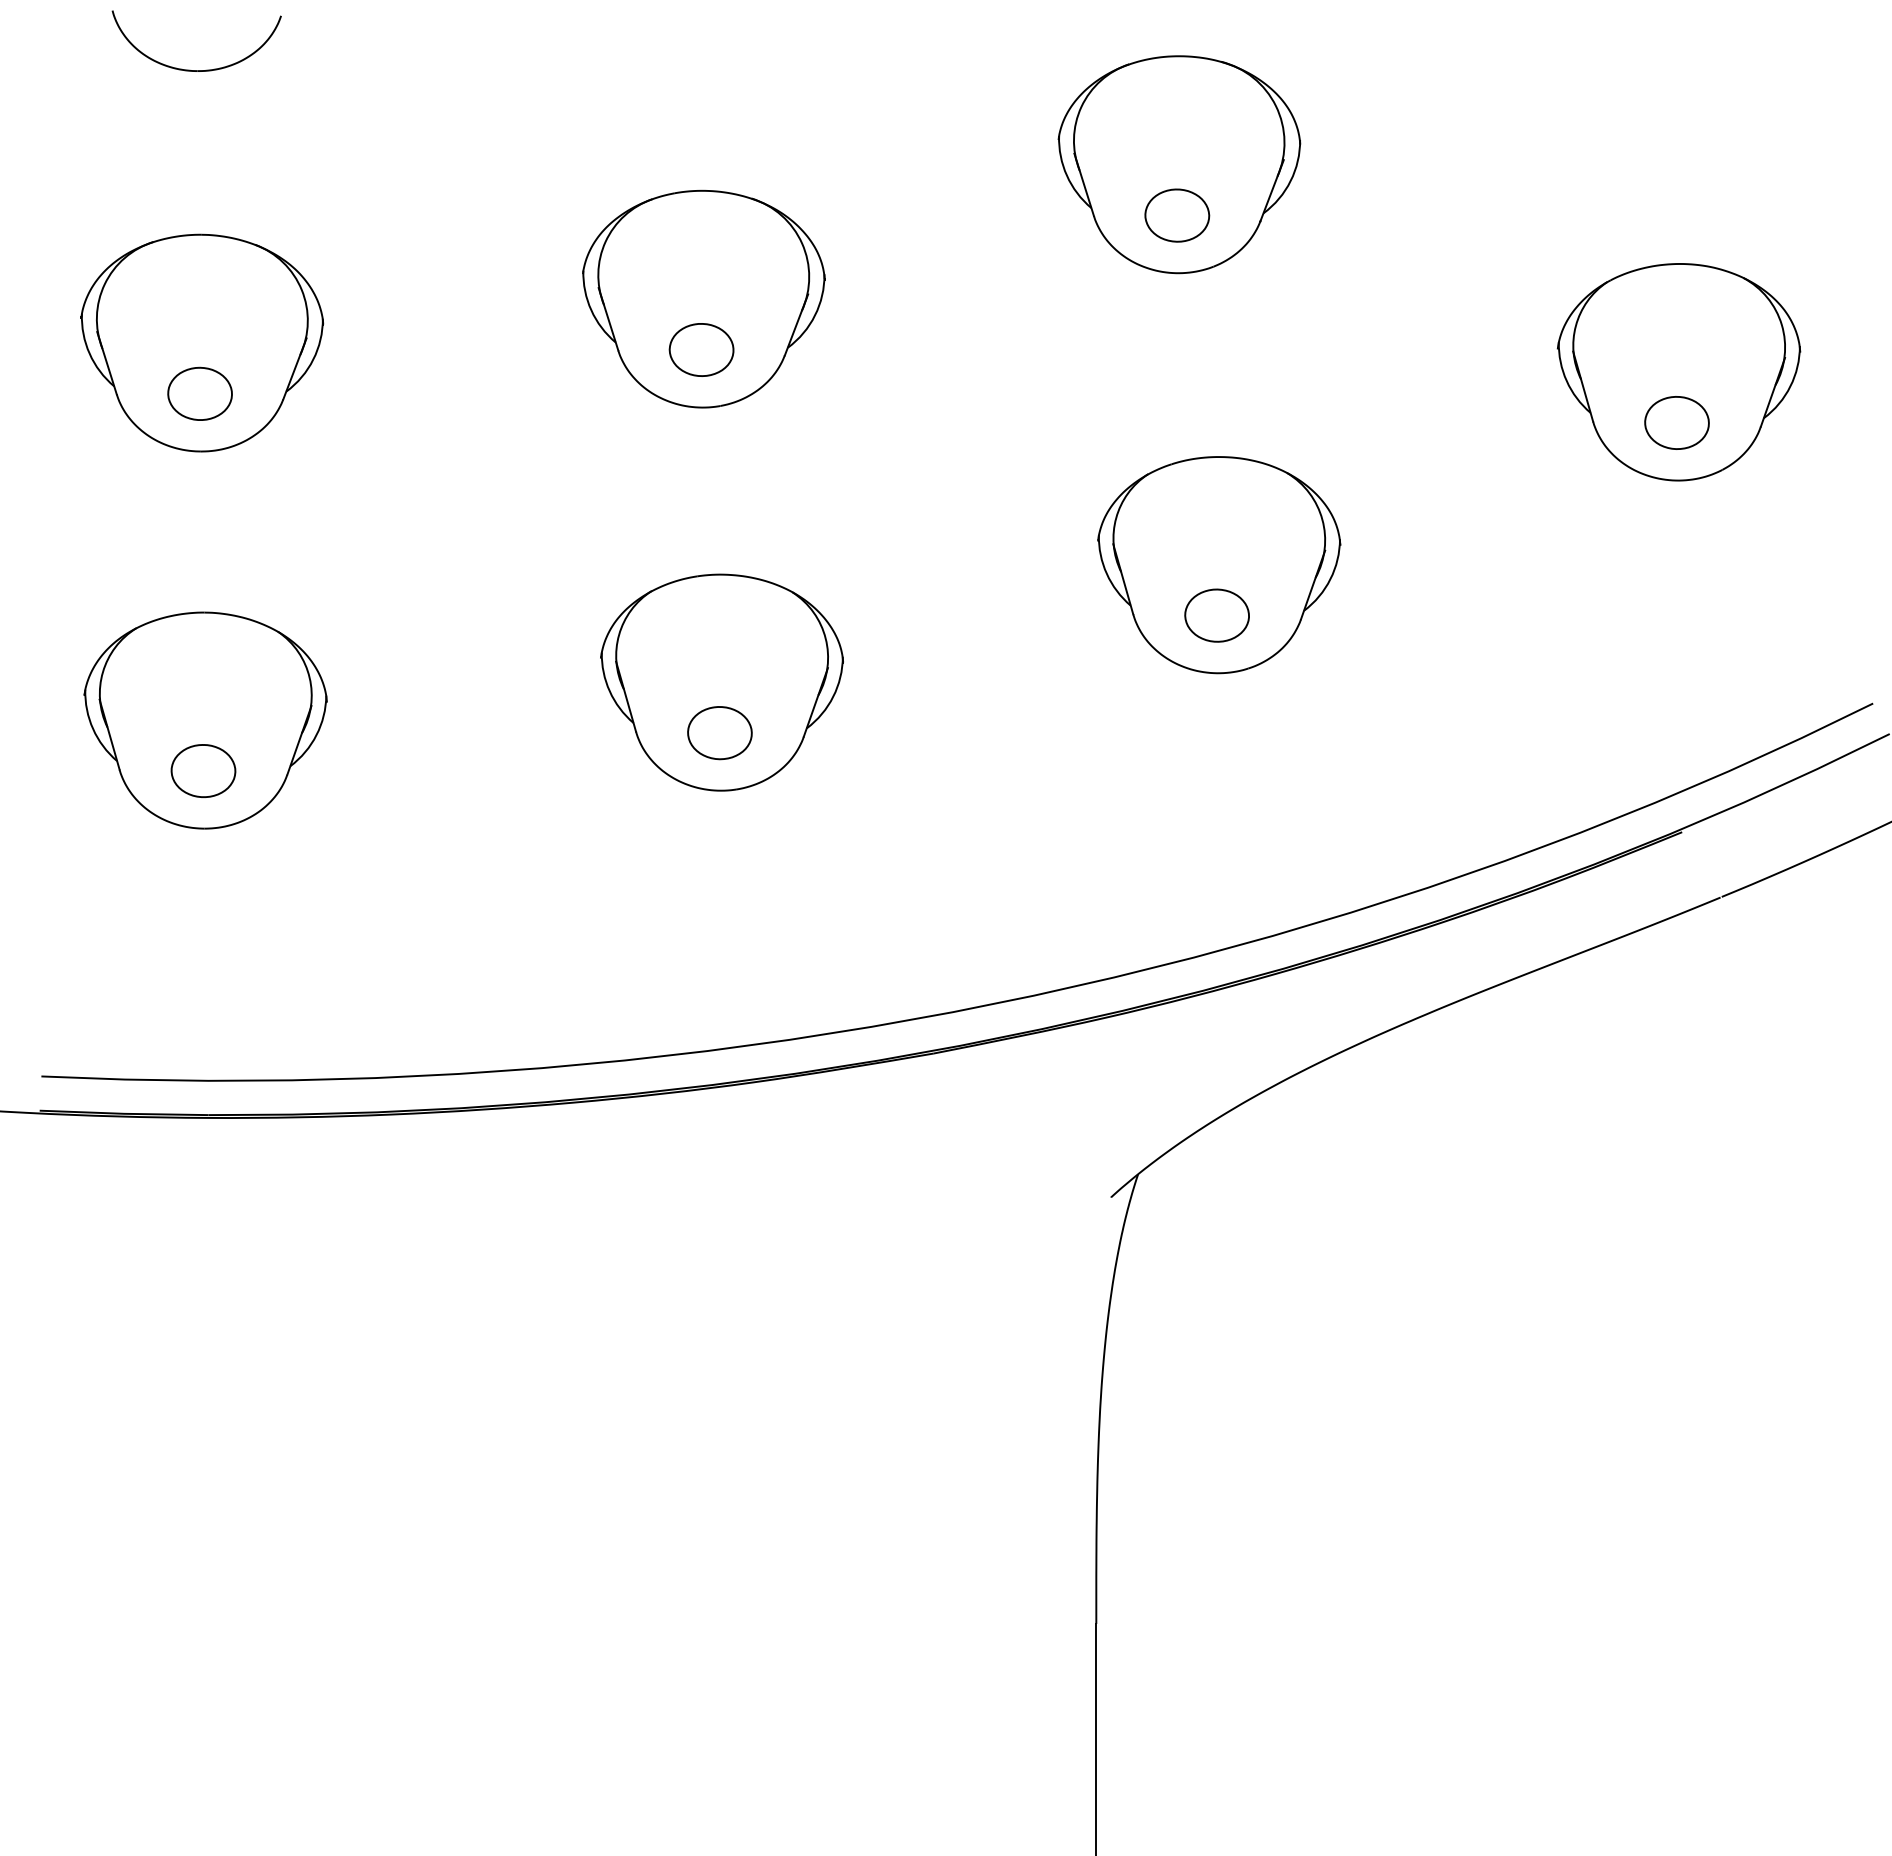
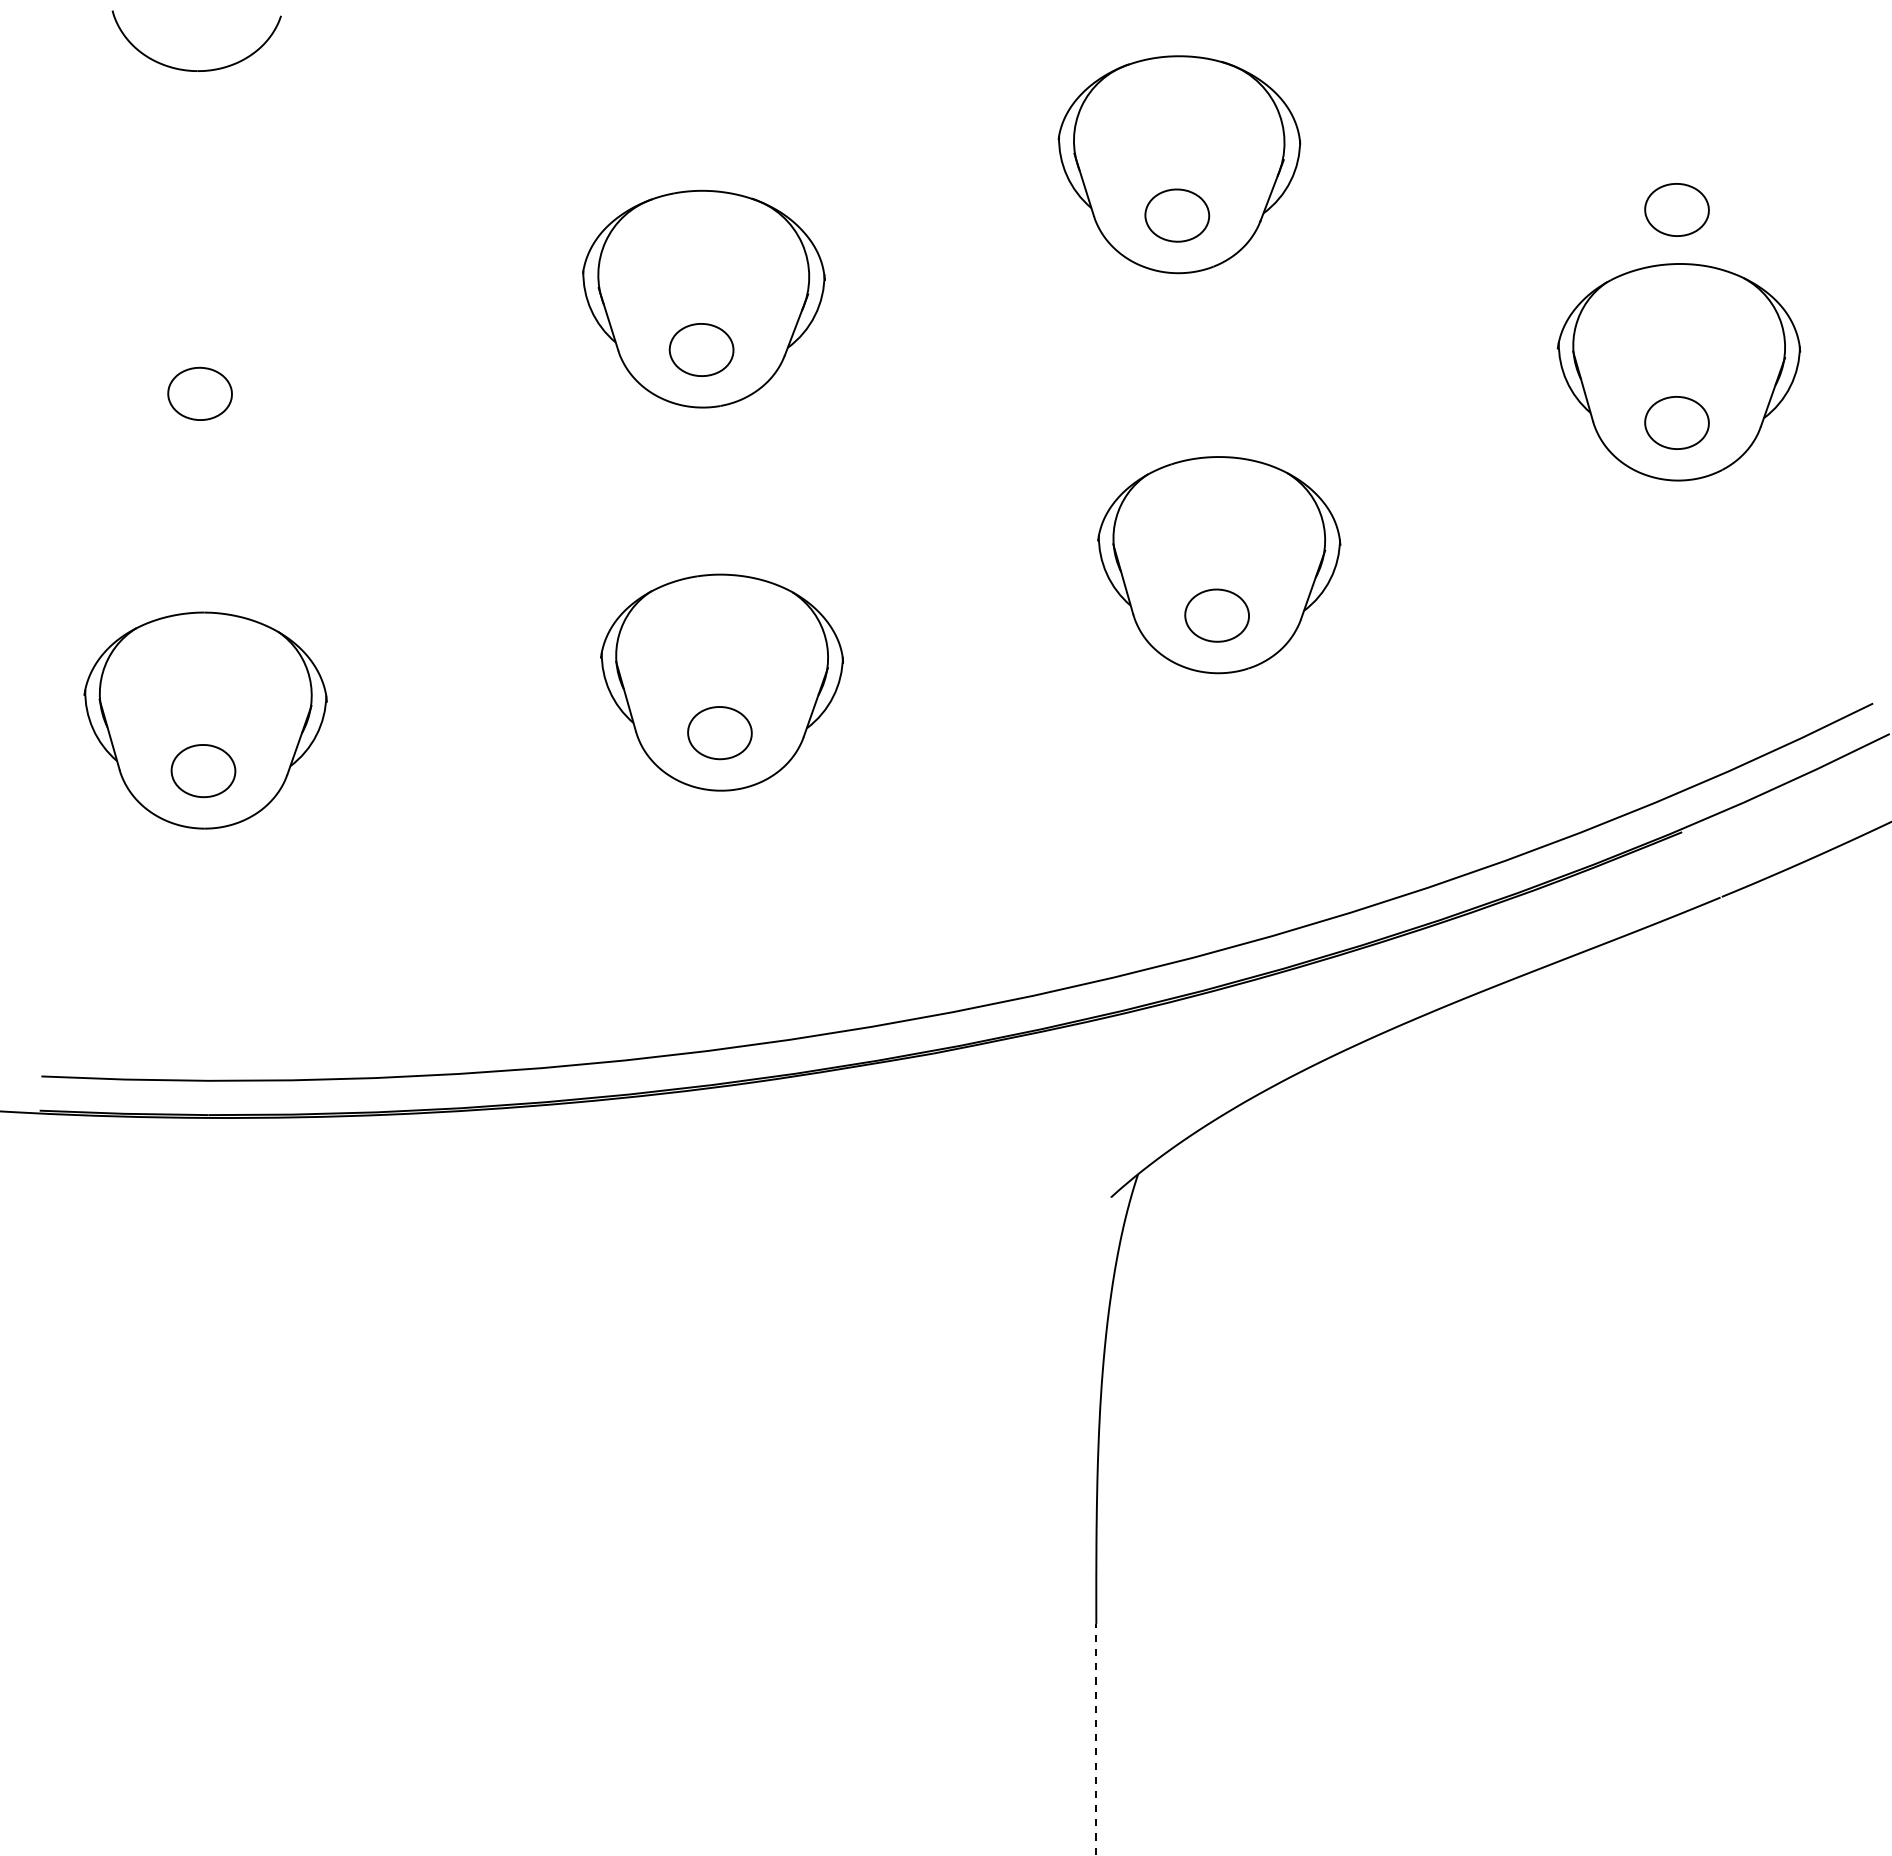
part: none -> present (1676, 209)
part: present -> none (202, 342)
line: solid -> dashed (1096, 1739)
